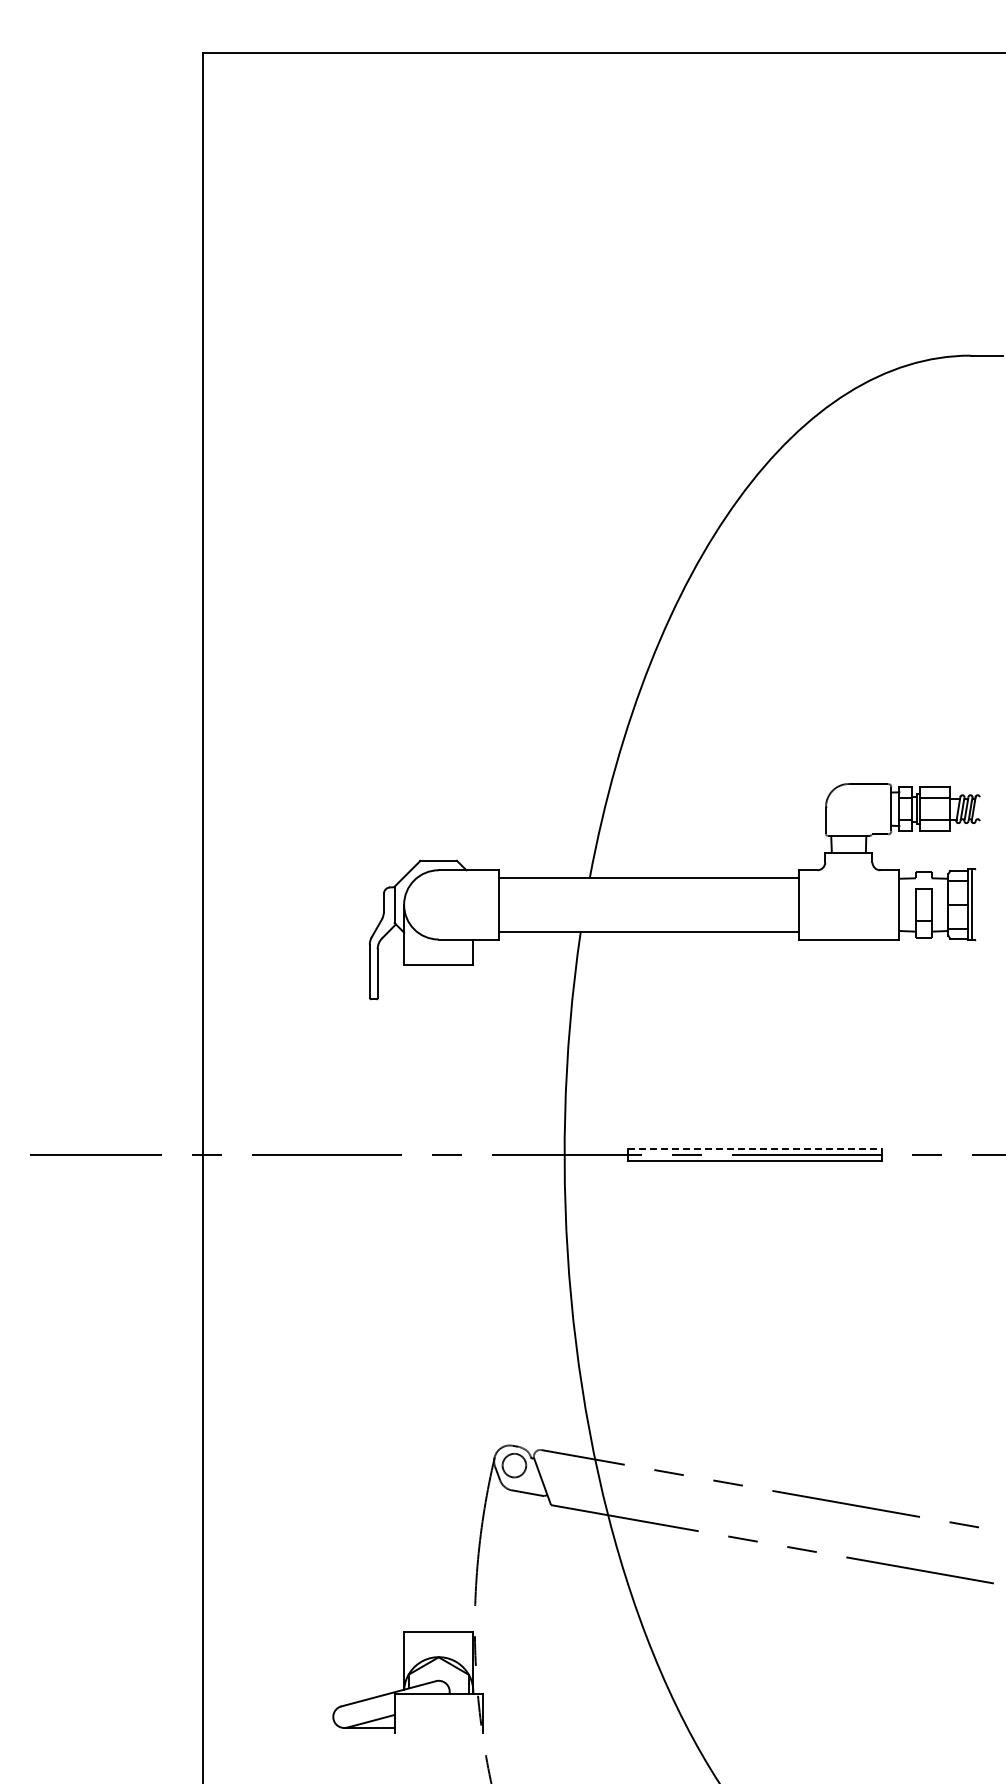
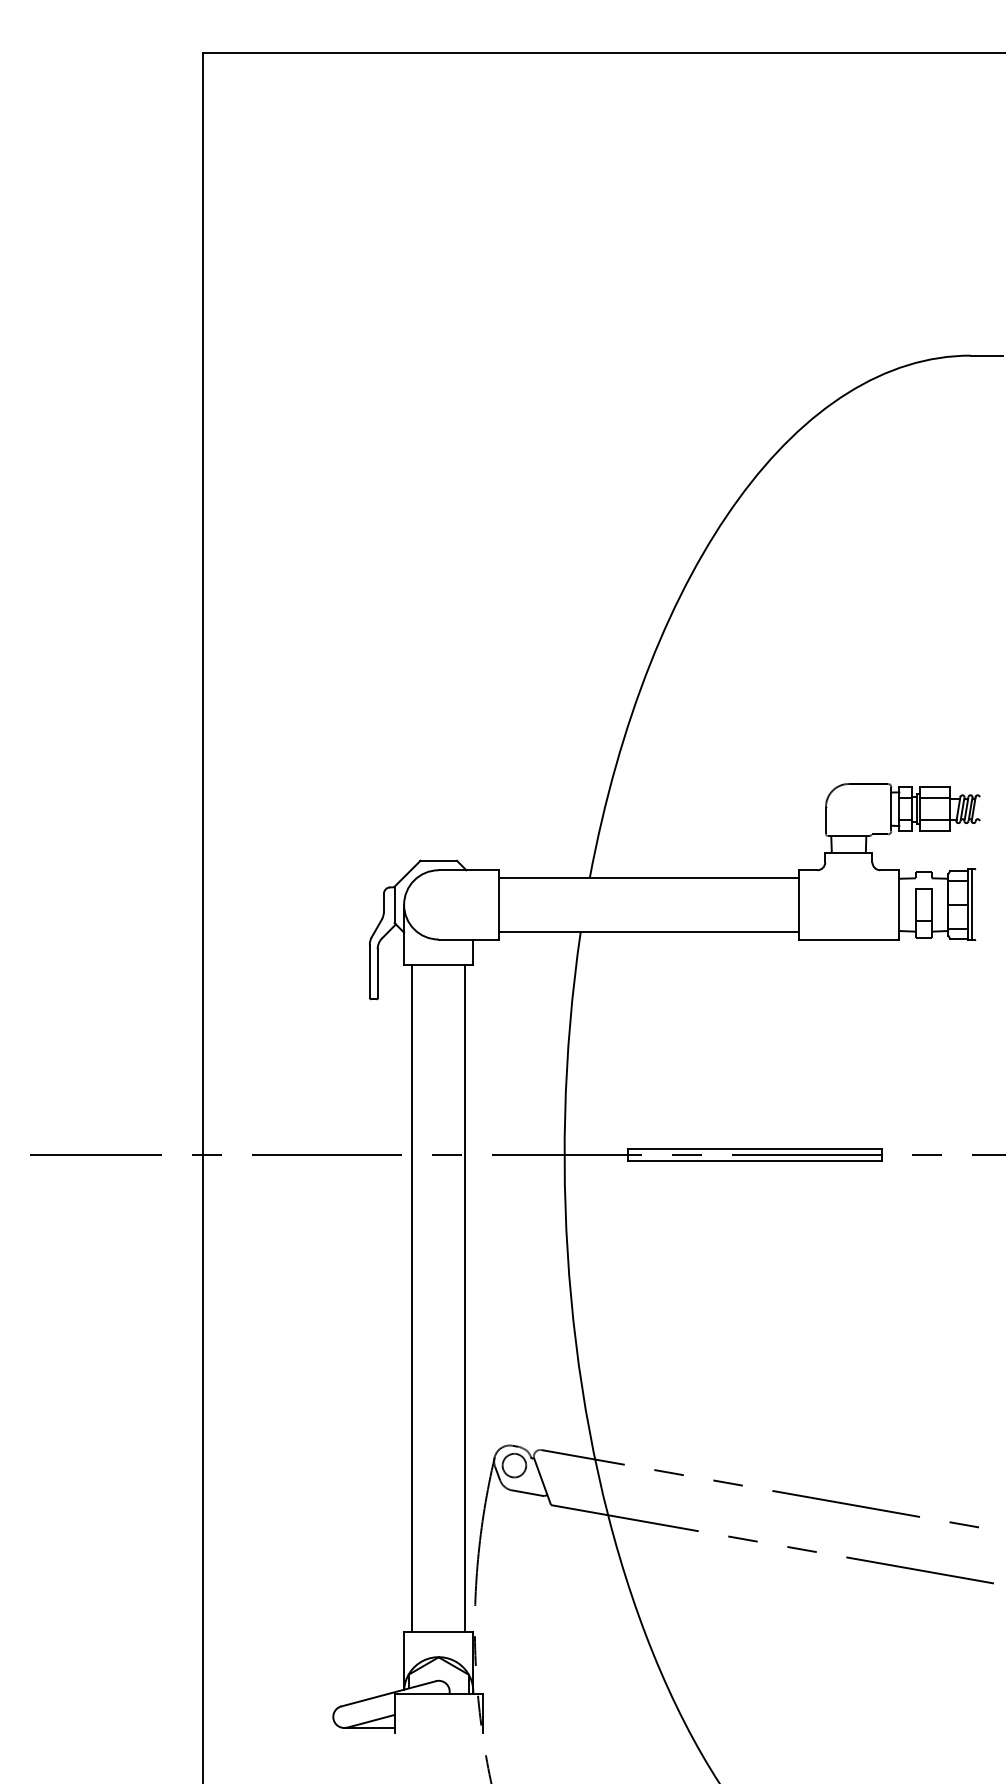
line: dashed -> solid (755, 1148)
line: none -> present (411, 1297)
line: none -> present (465, 1297)
